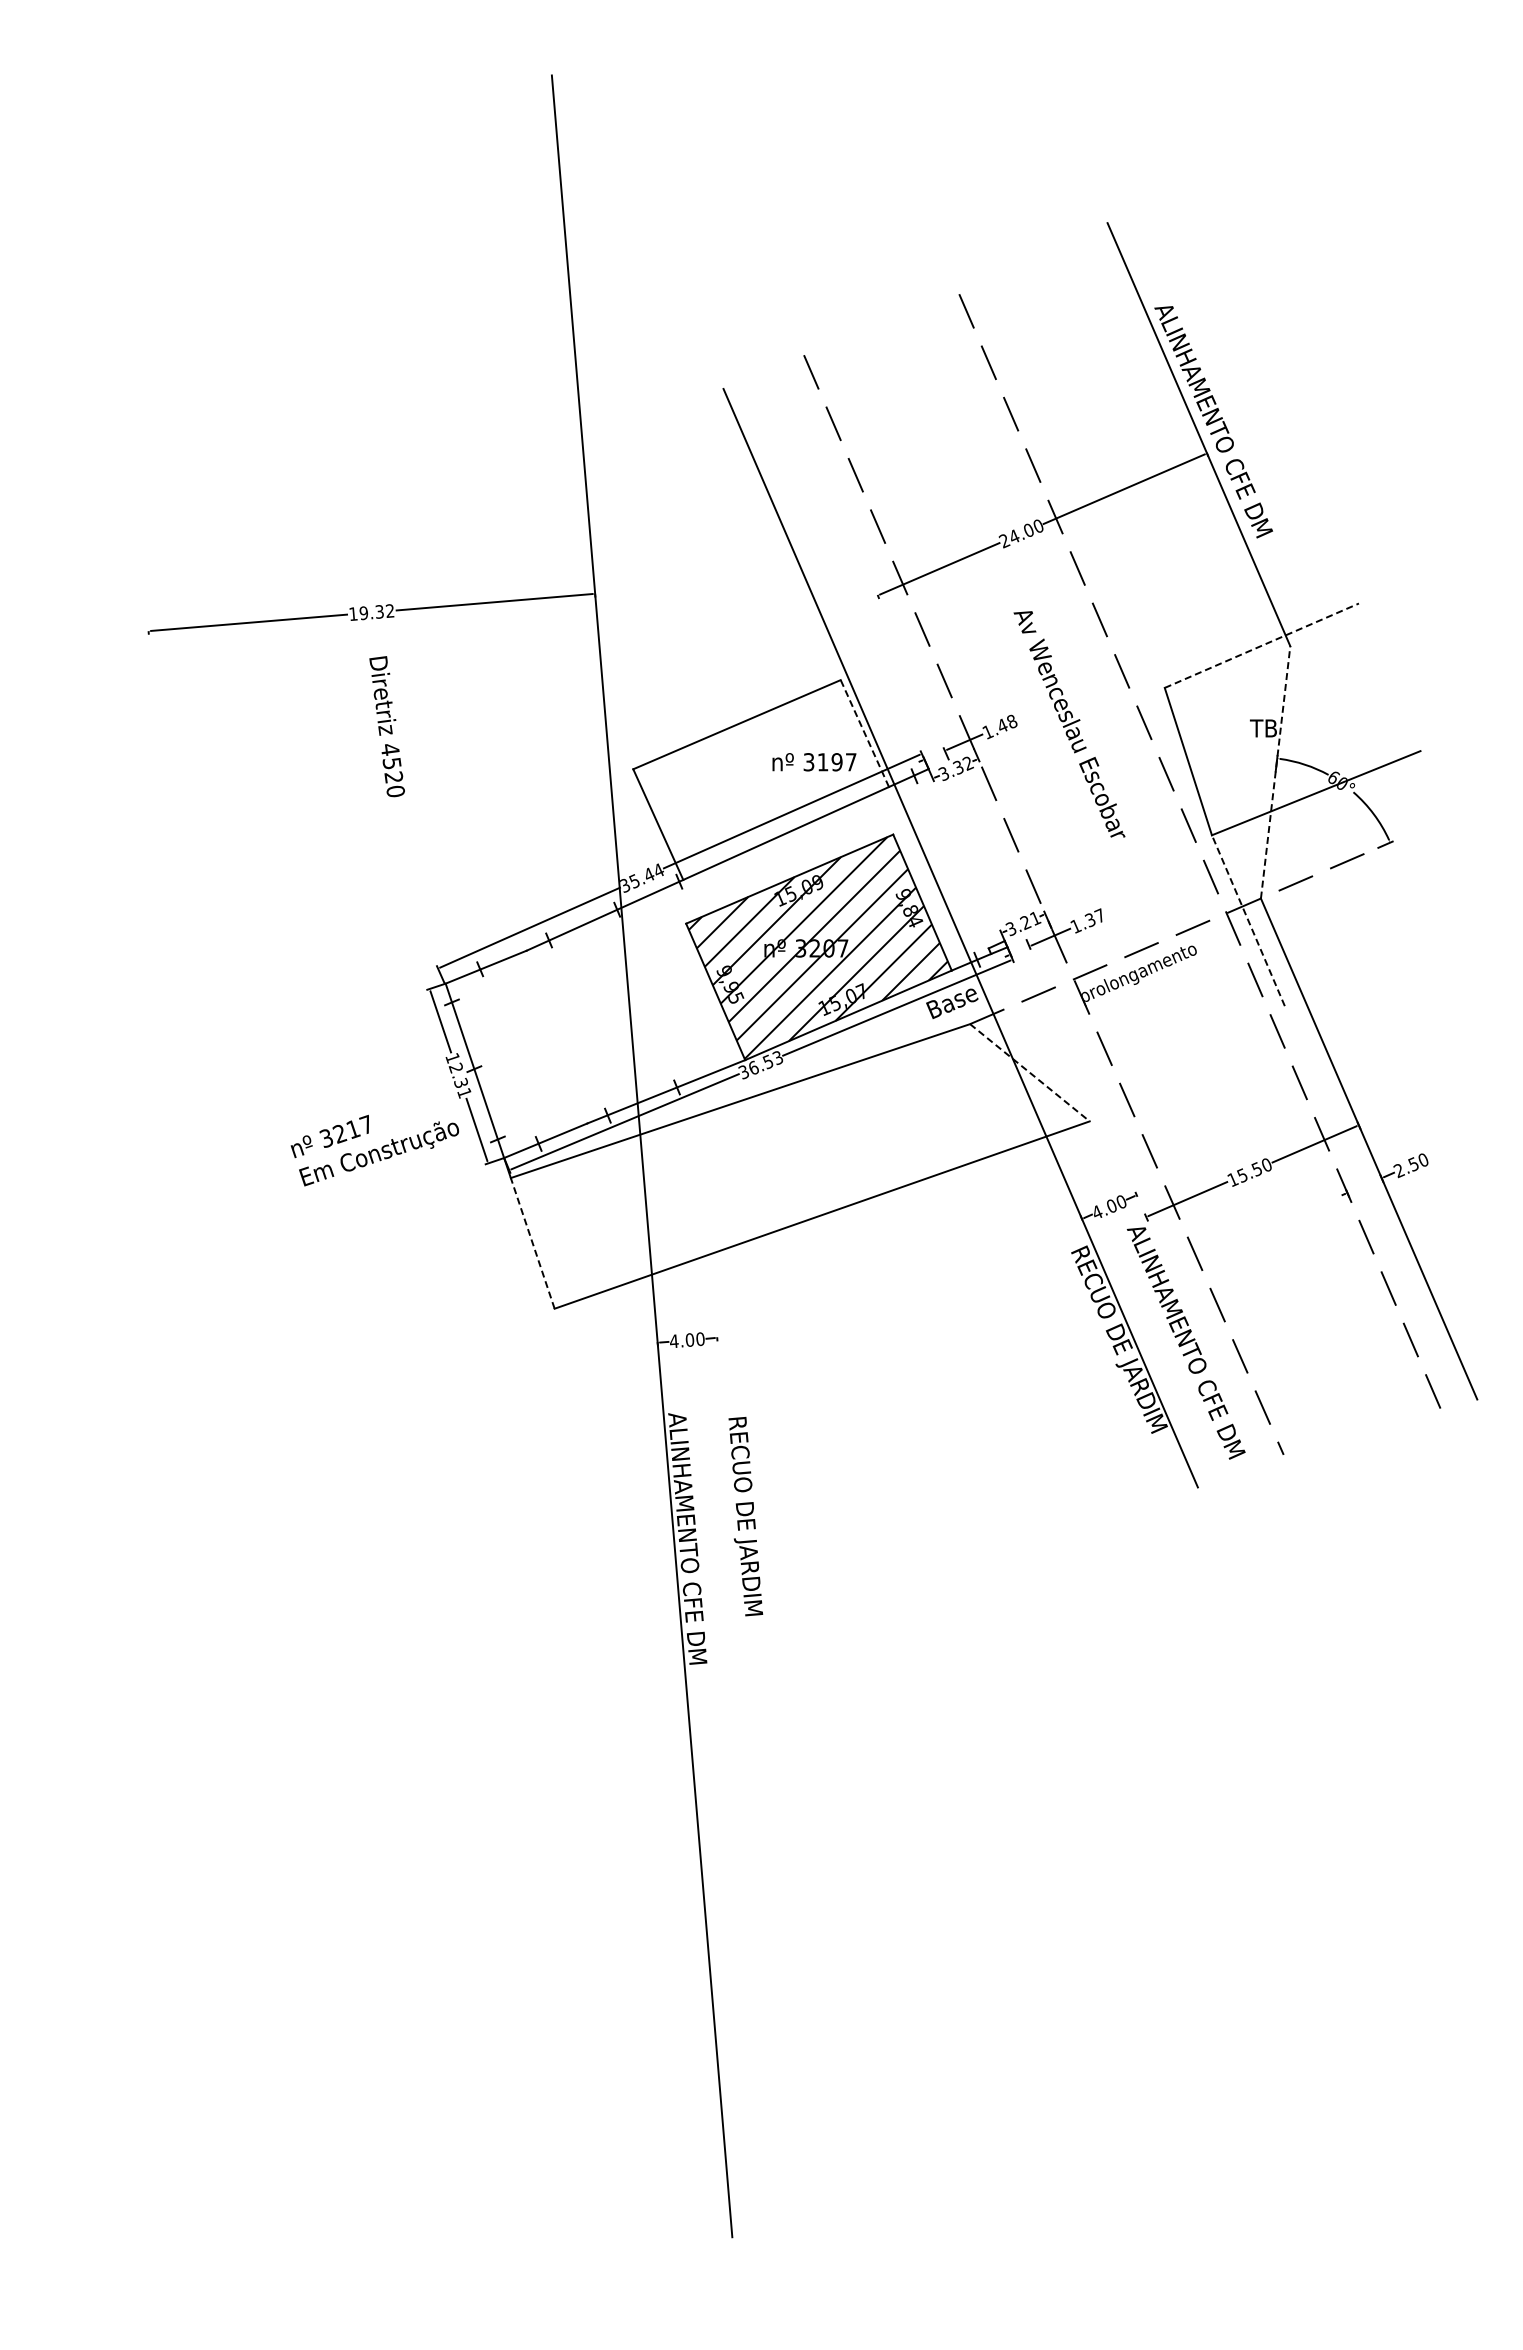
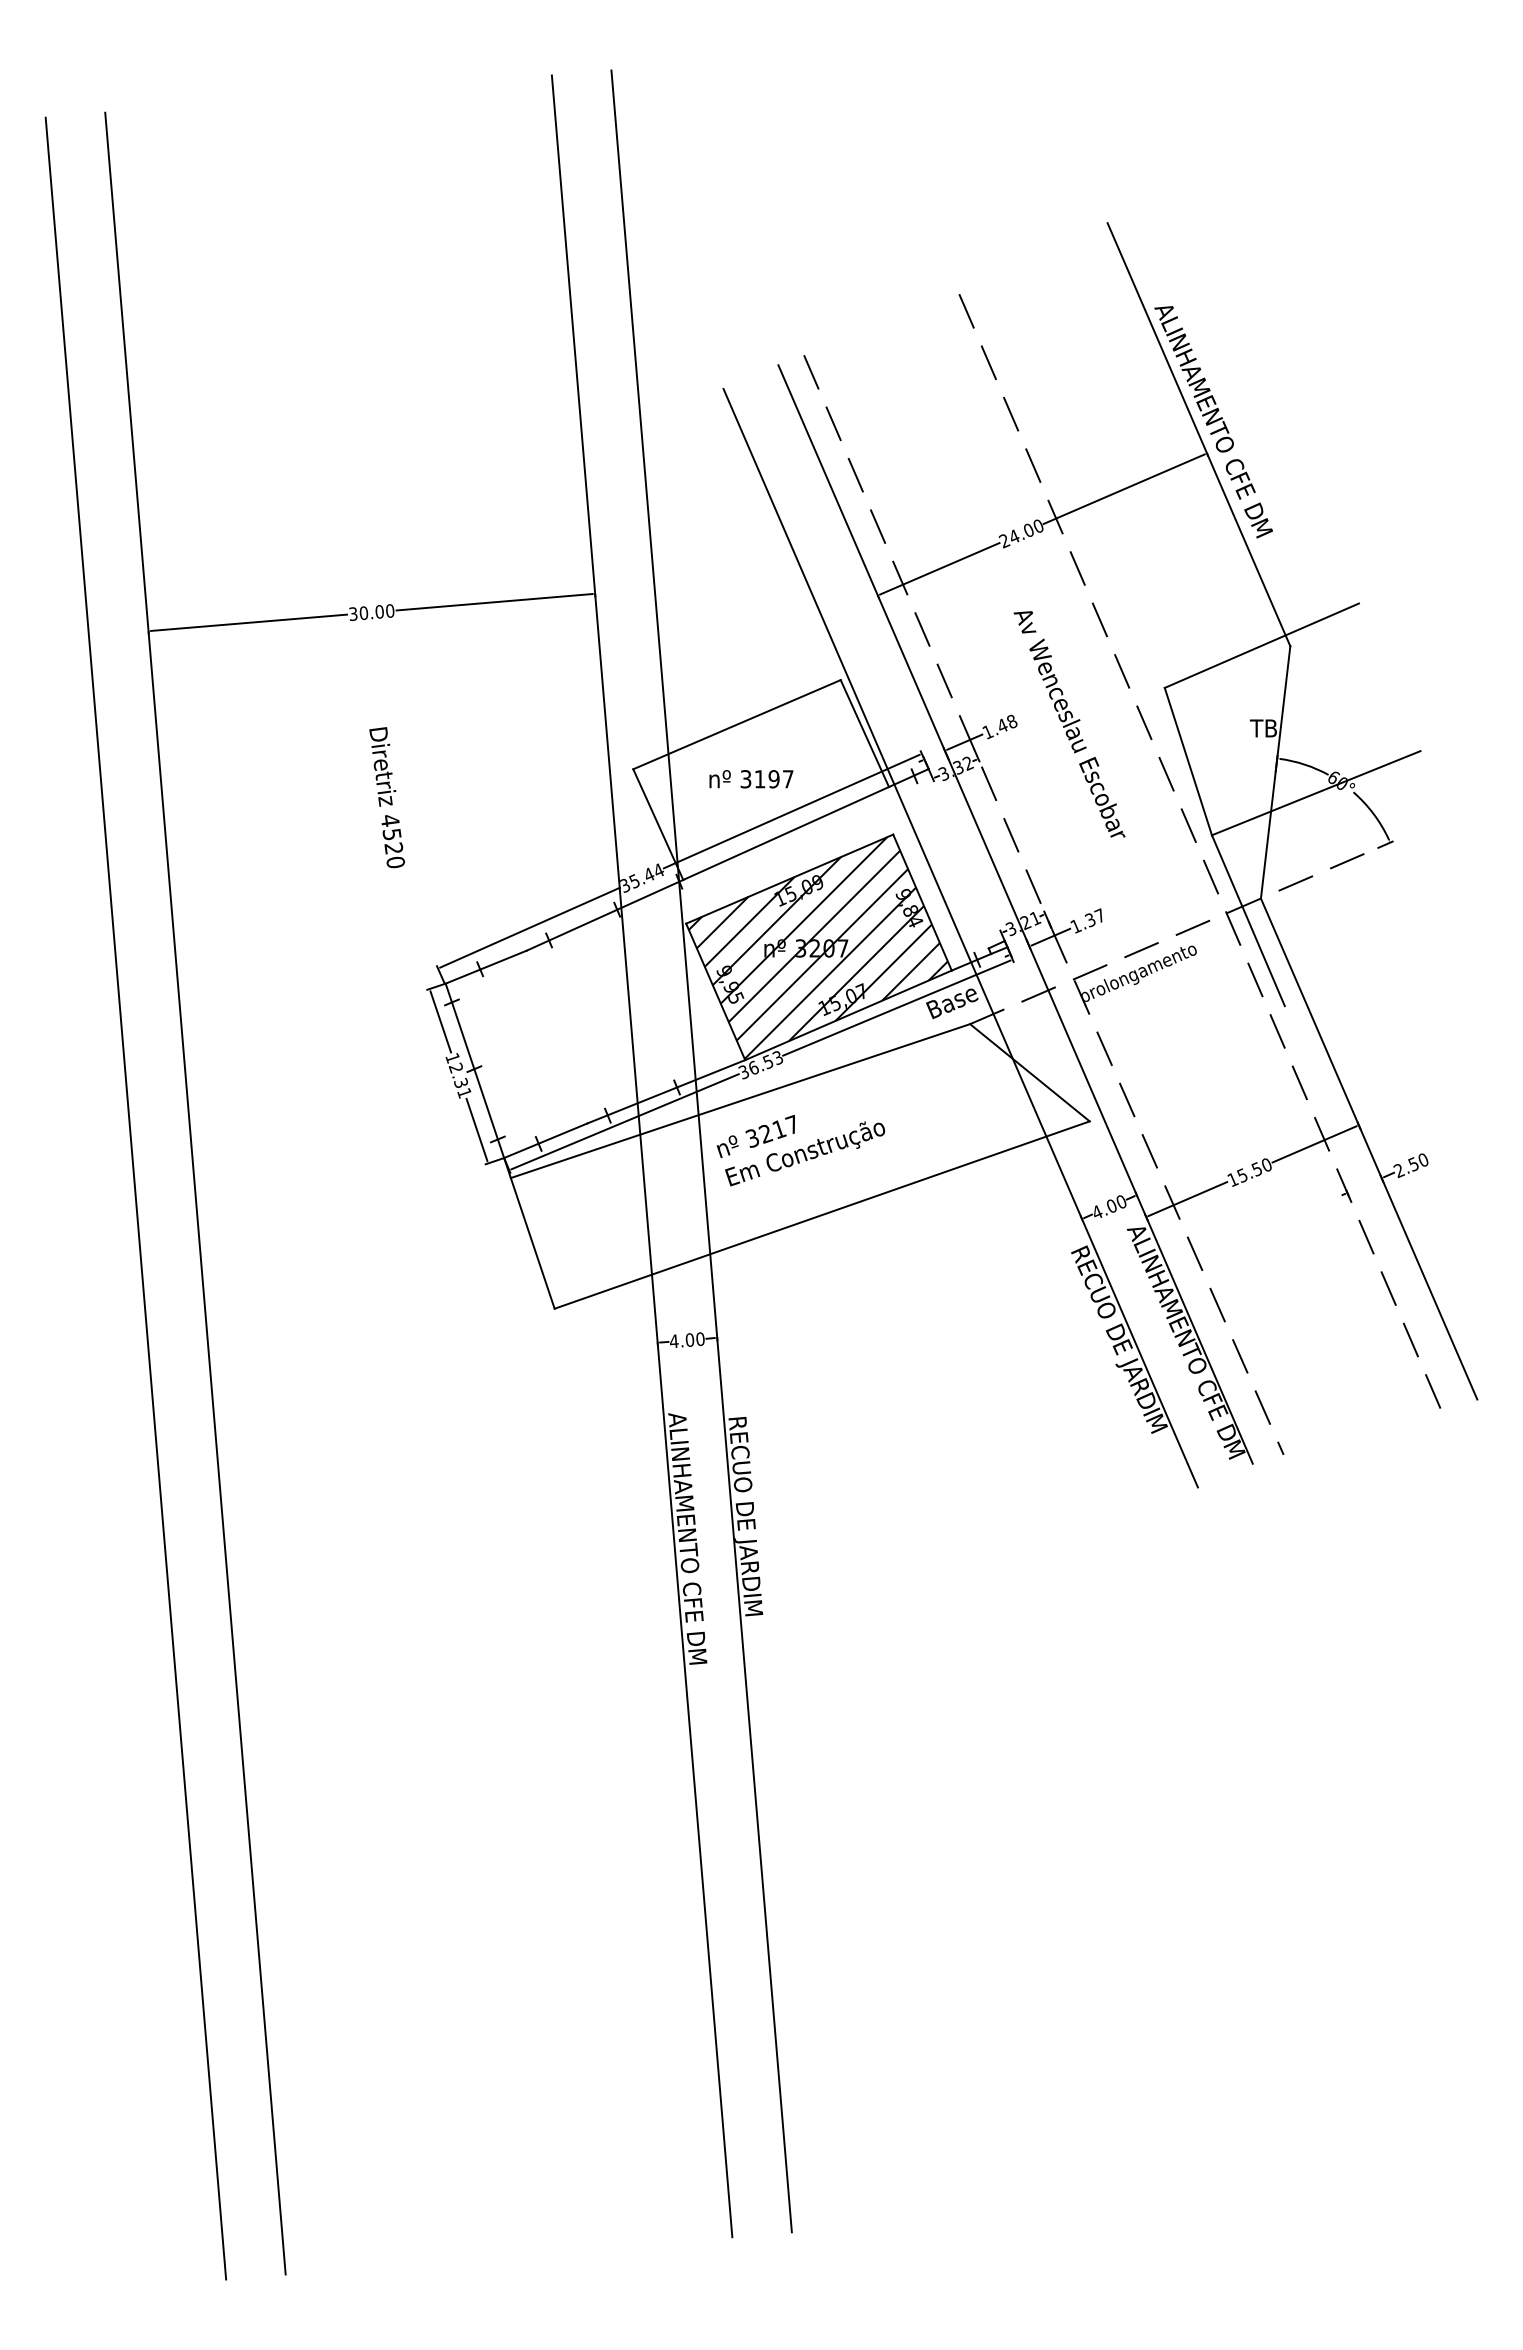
text: 19.32 -> 30.00 (371, 612)
line: dashed -> solid (1261, 645)
text position: (386, 726) -> (386, 797) (386, 797)
line: dashed -> solid (864, 733)
text position: (814, 762) -> (751, 779) (751, 779)
line: dashed -> solid (1275, 772)
line: none -> present (1015, 914)
line: dashed -> solid (1248, 920)
line: dashed -> solid (1030, 1073)
text position: (374, 1150) -> (800, 1150) (800, 1150)
line: none -> present (701, 1151)
line: none -> present (195, 1193)
line: none -> present (135, 1198)
line: dashed -> solid (532, 1243)
